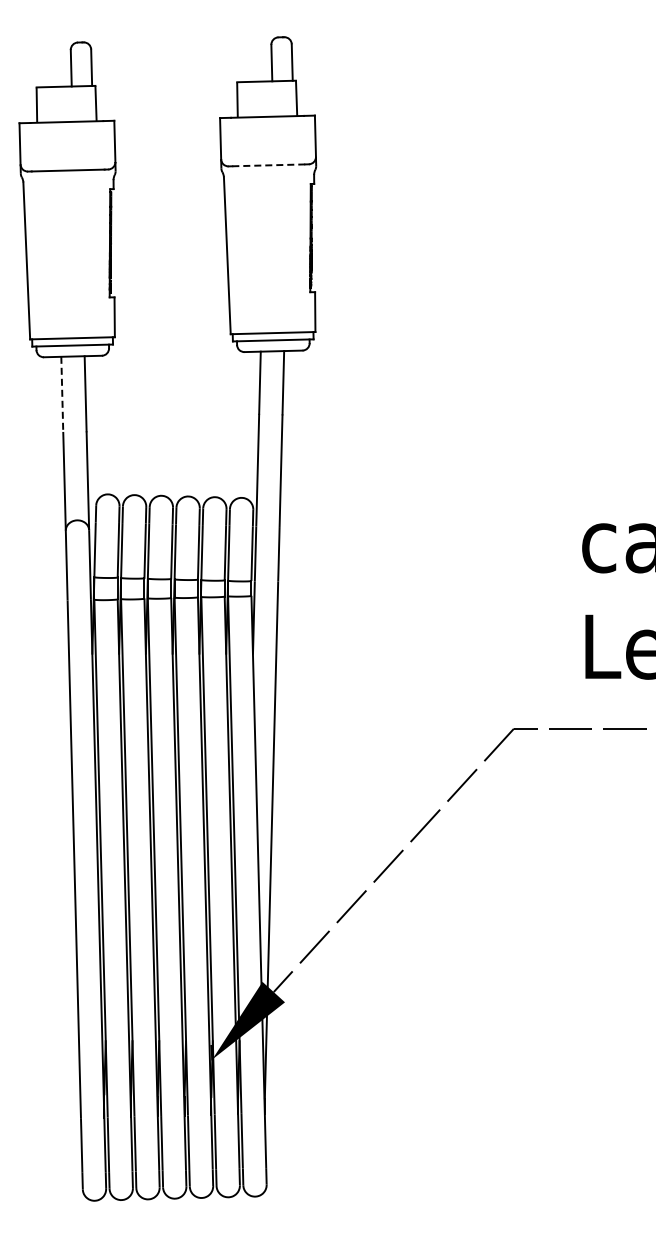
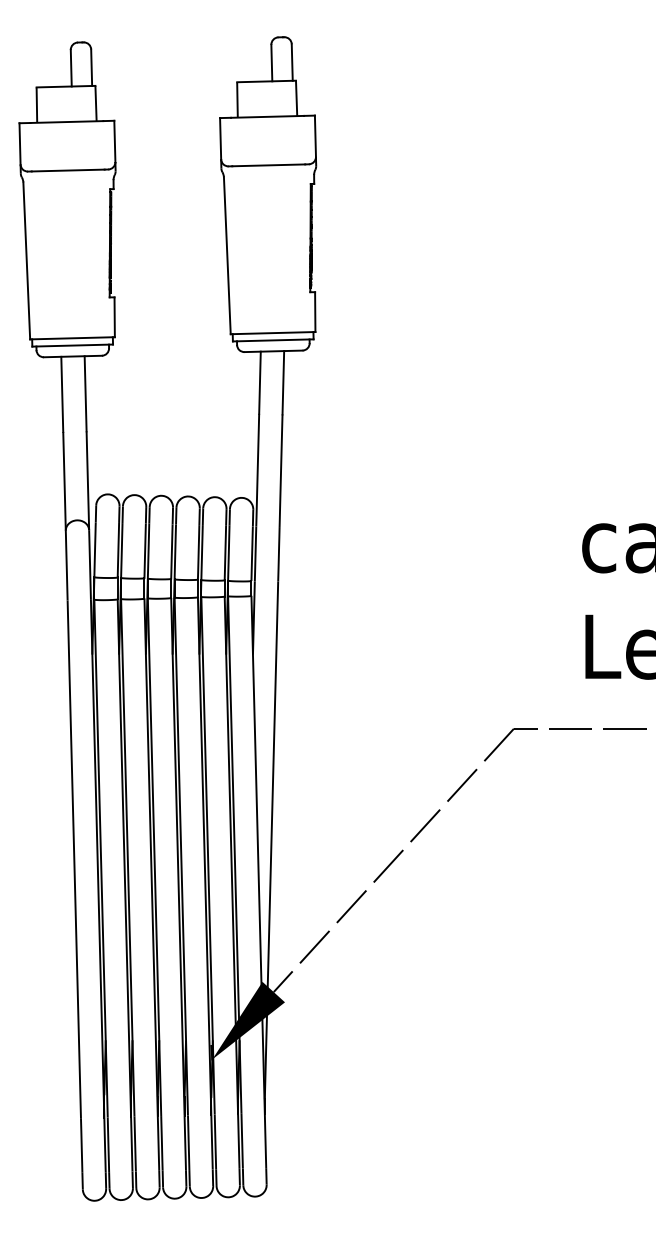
line: dashed -> solid (269, 165)
line: dashed -> solid (62, 394)
